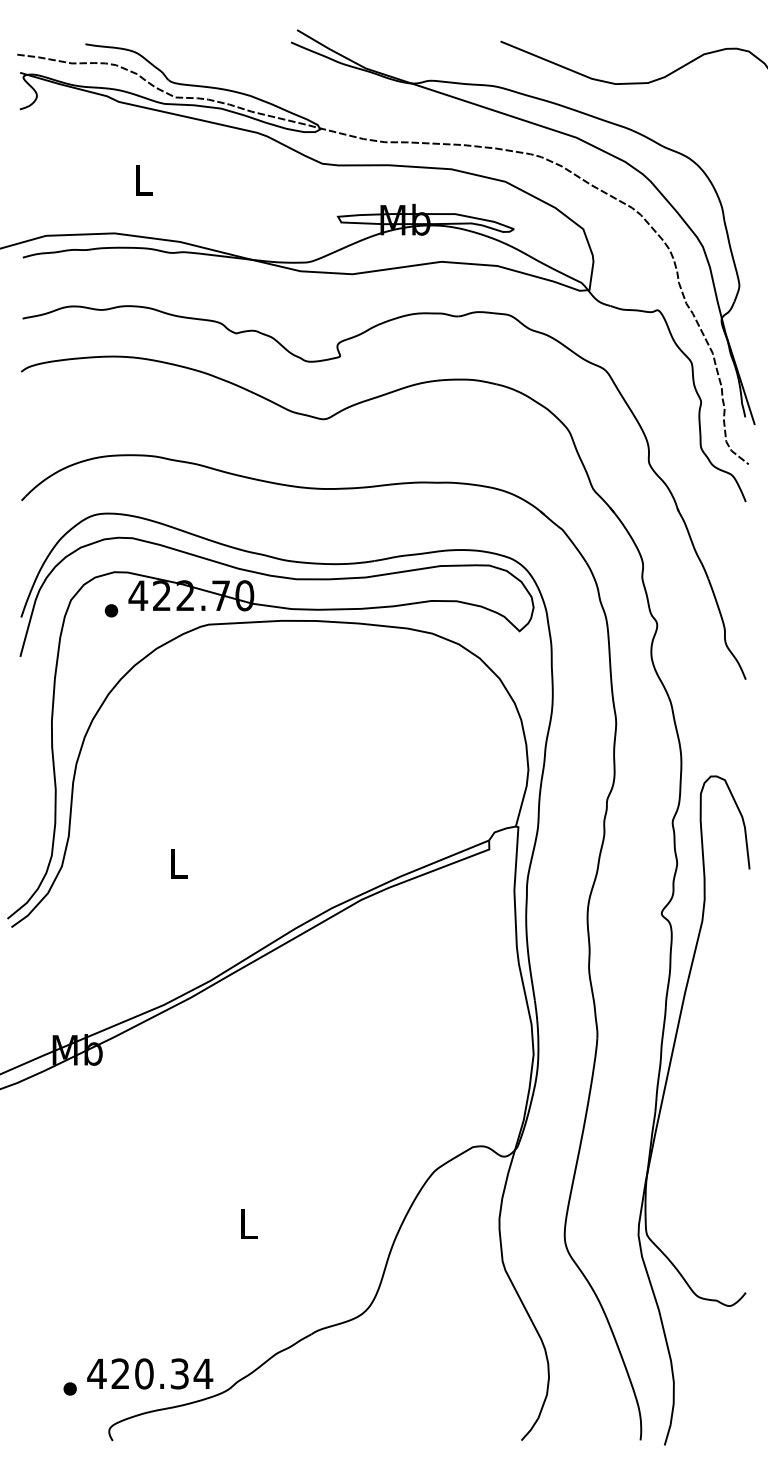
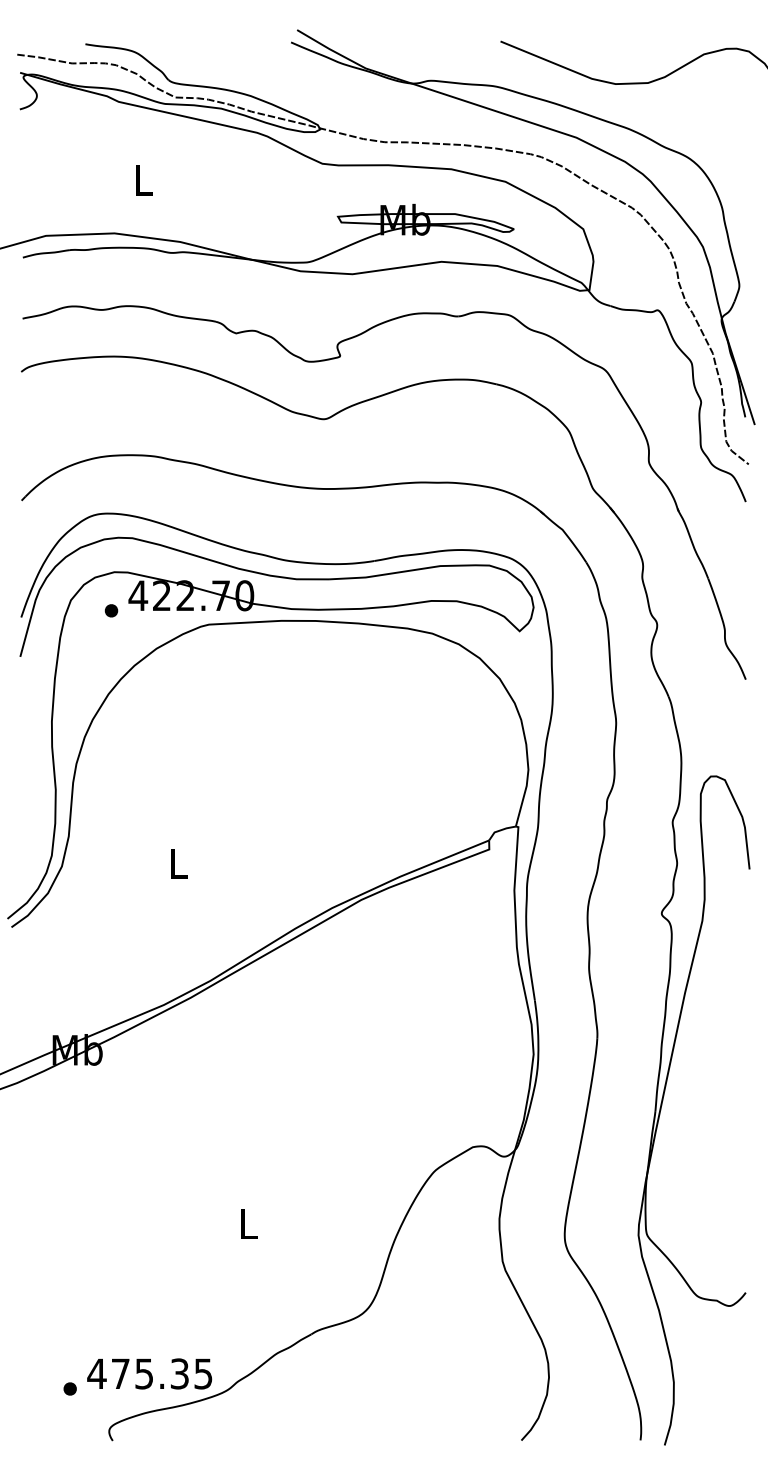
text: 420.34 -> 475.35 (162, 1373)
